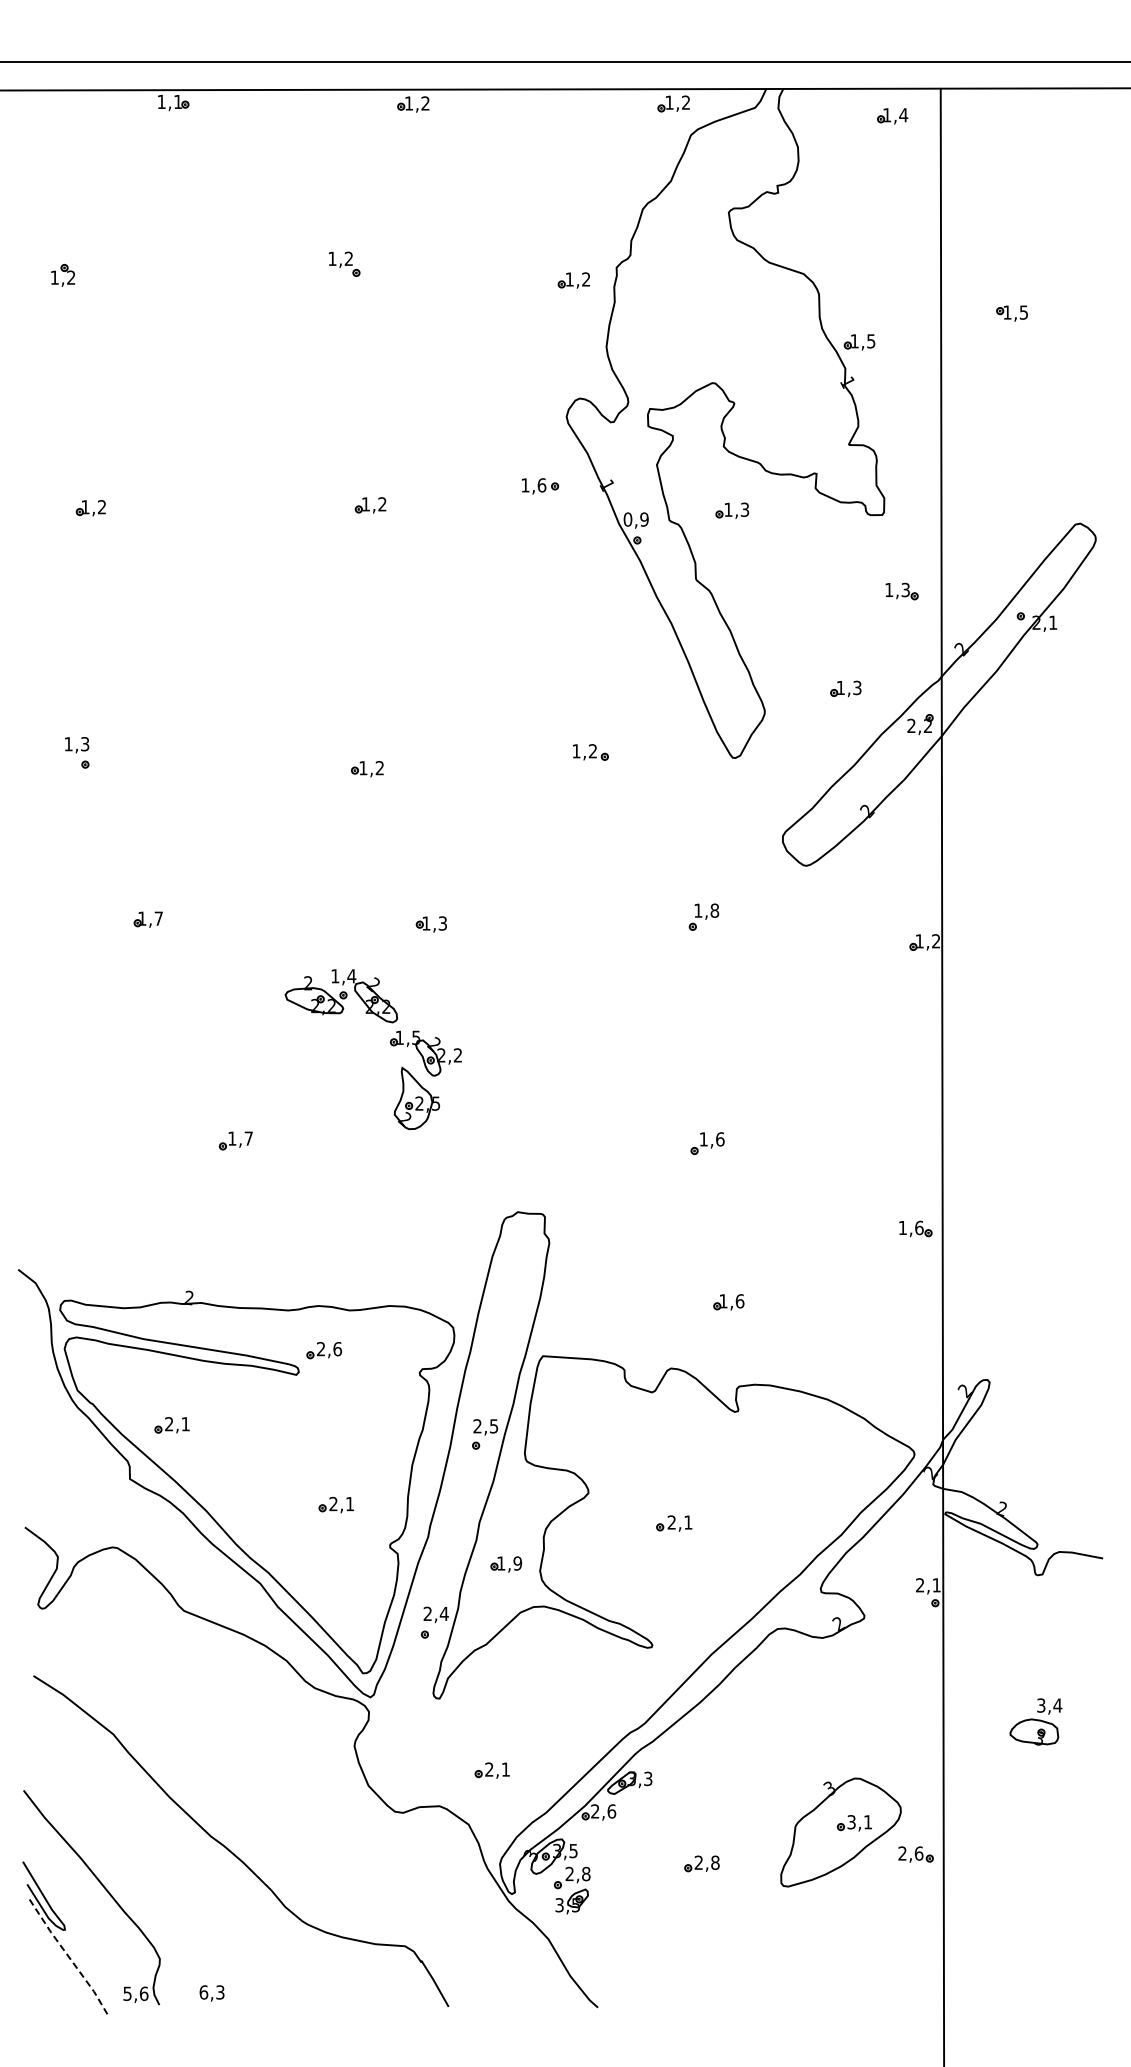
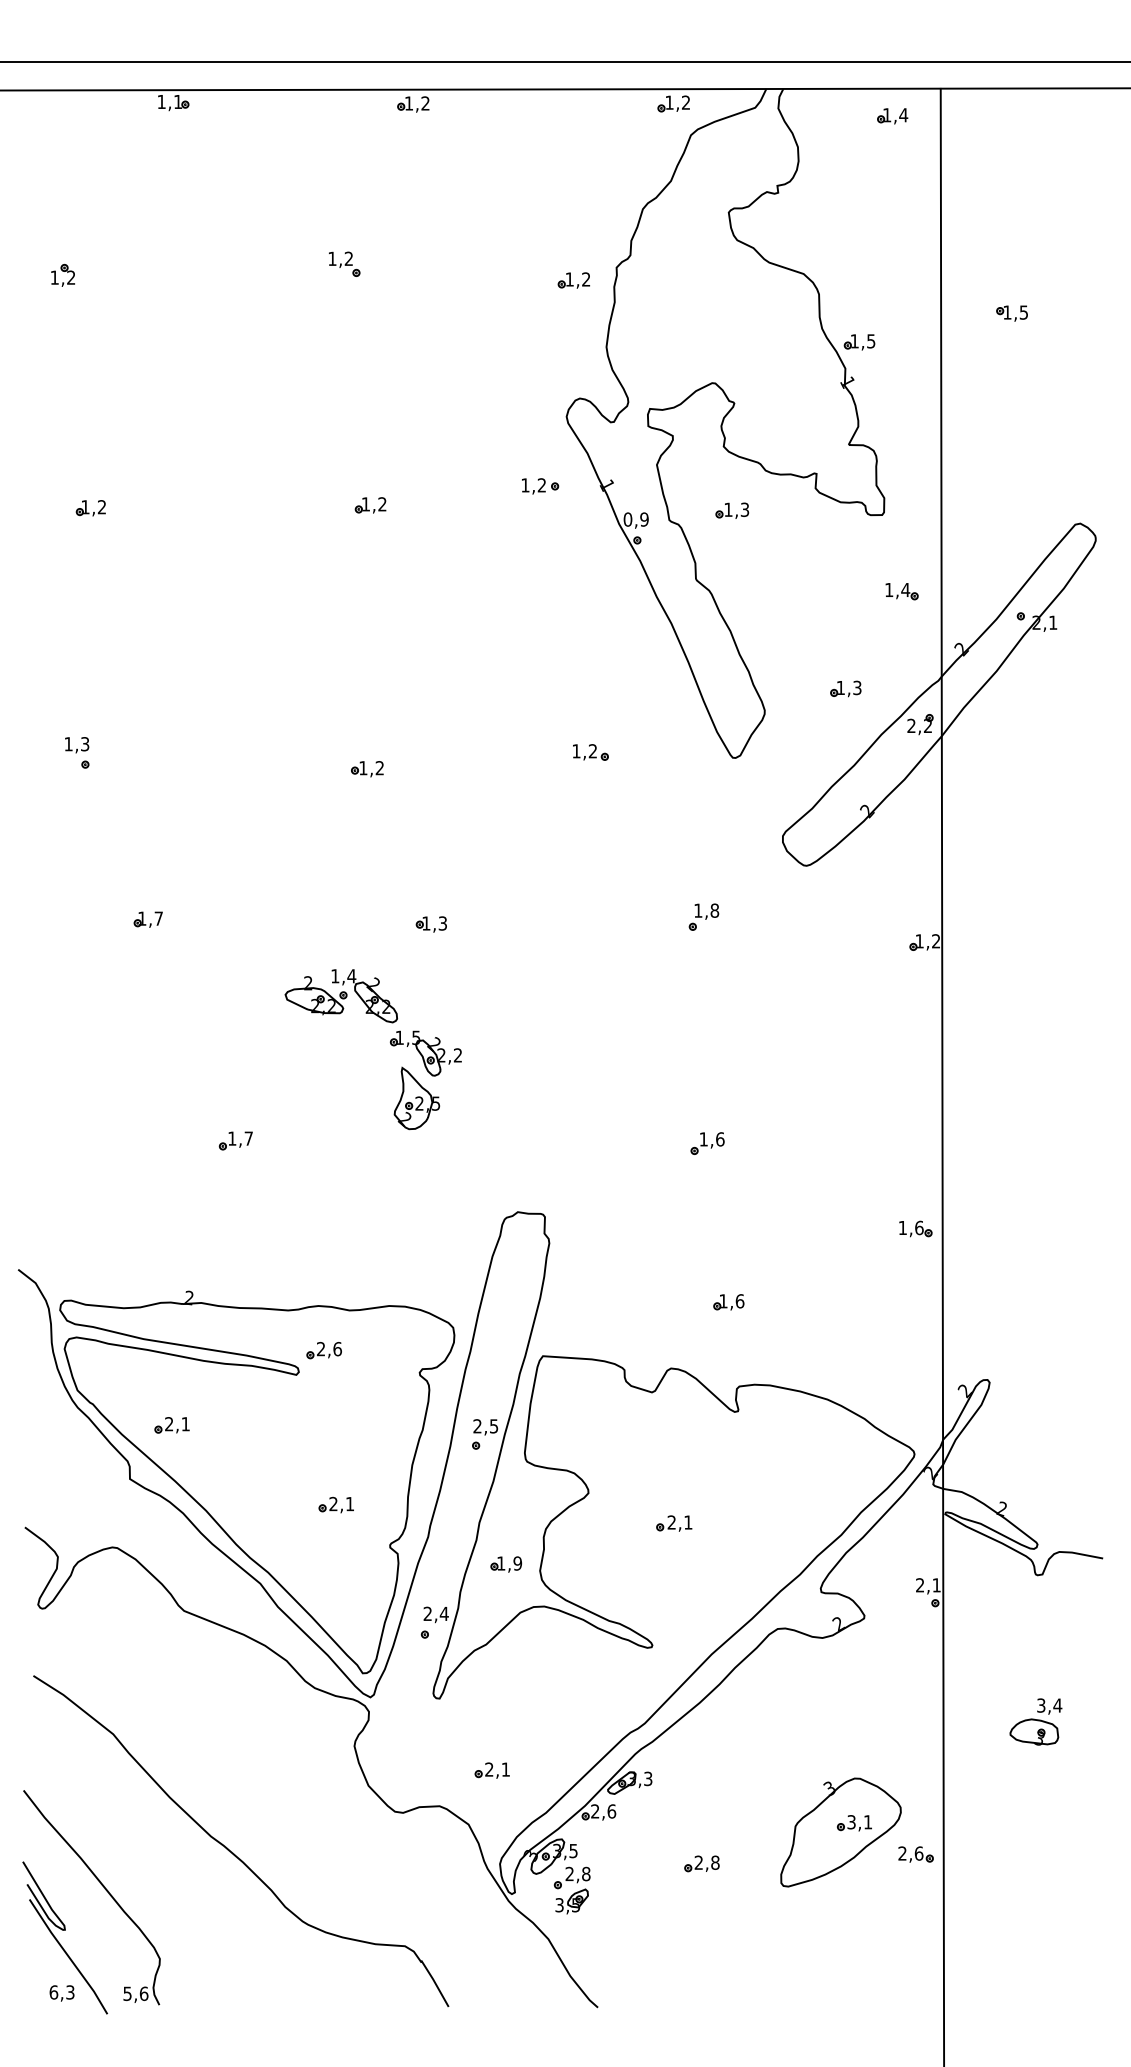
text: 1,6 -> 1,2 (541, 485)
text: 1,3 -> 1,4 (905, 589)
line: dashed -> solid (68, 1956)
text position: (211, 1993) -> (61, 1993) (61, 1993)
